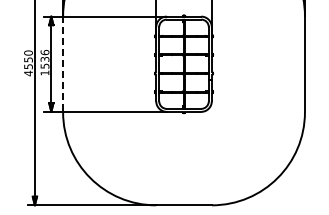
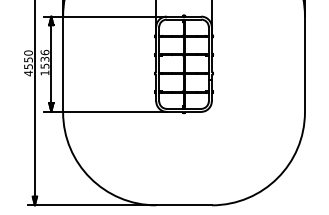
line: dashed -> solid (63, 64)
